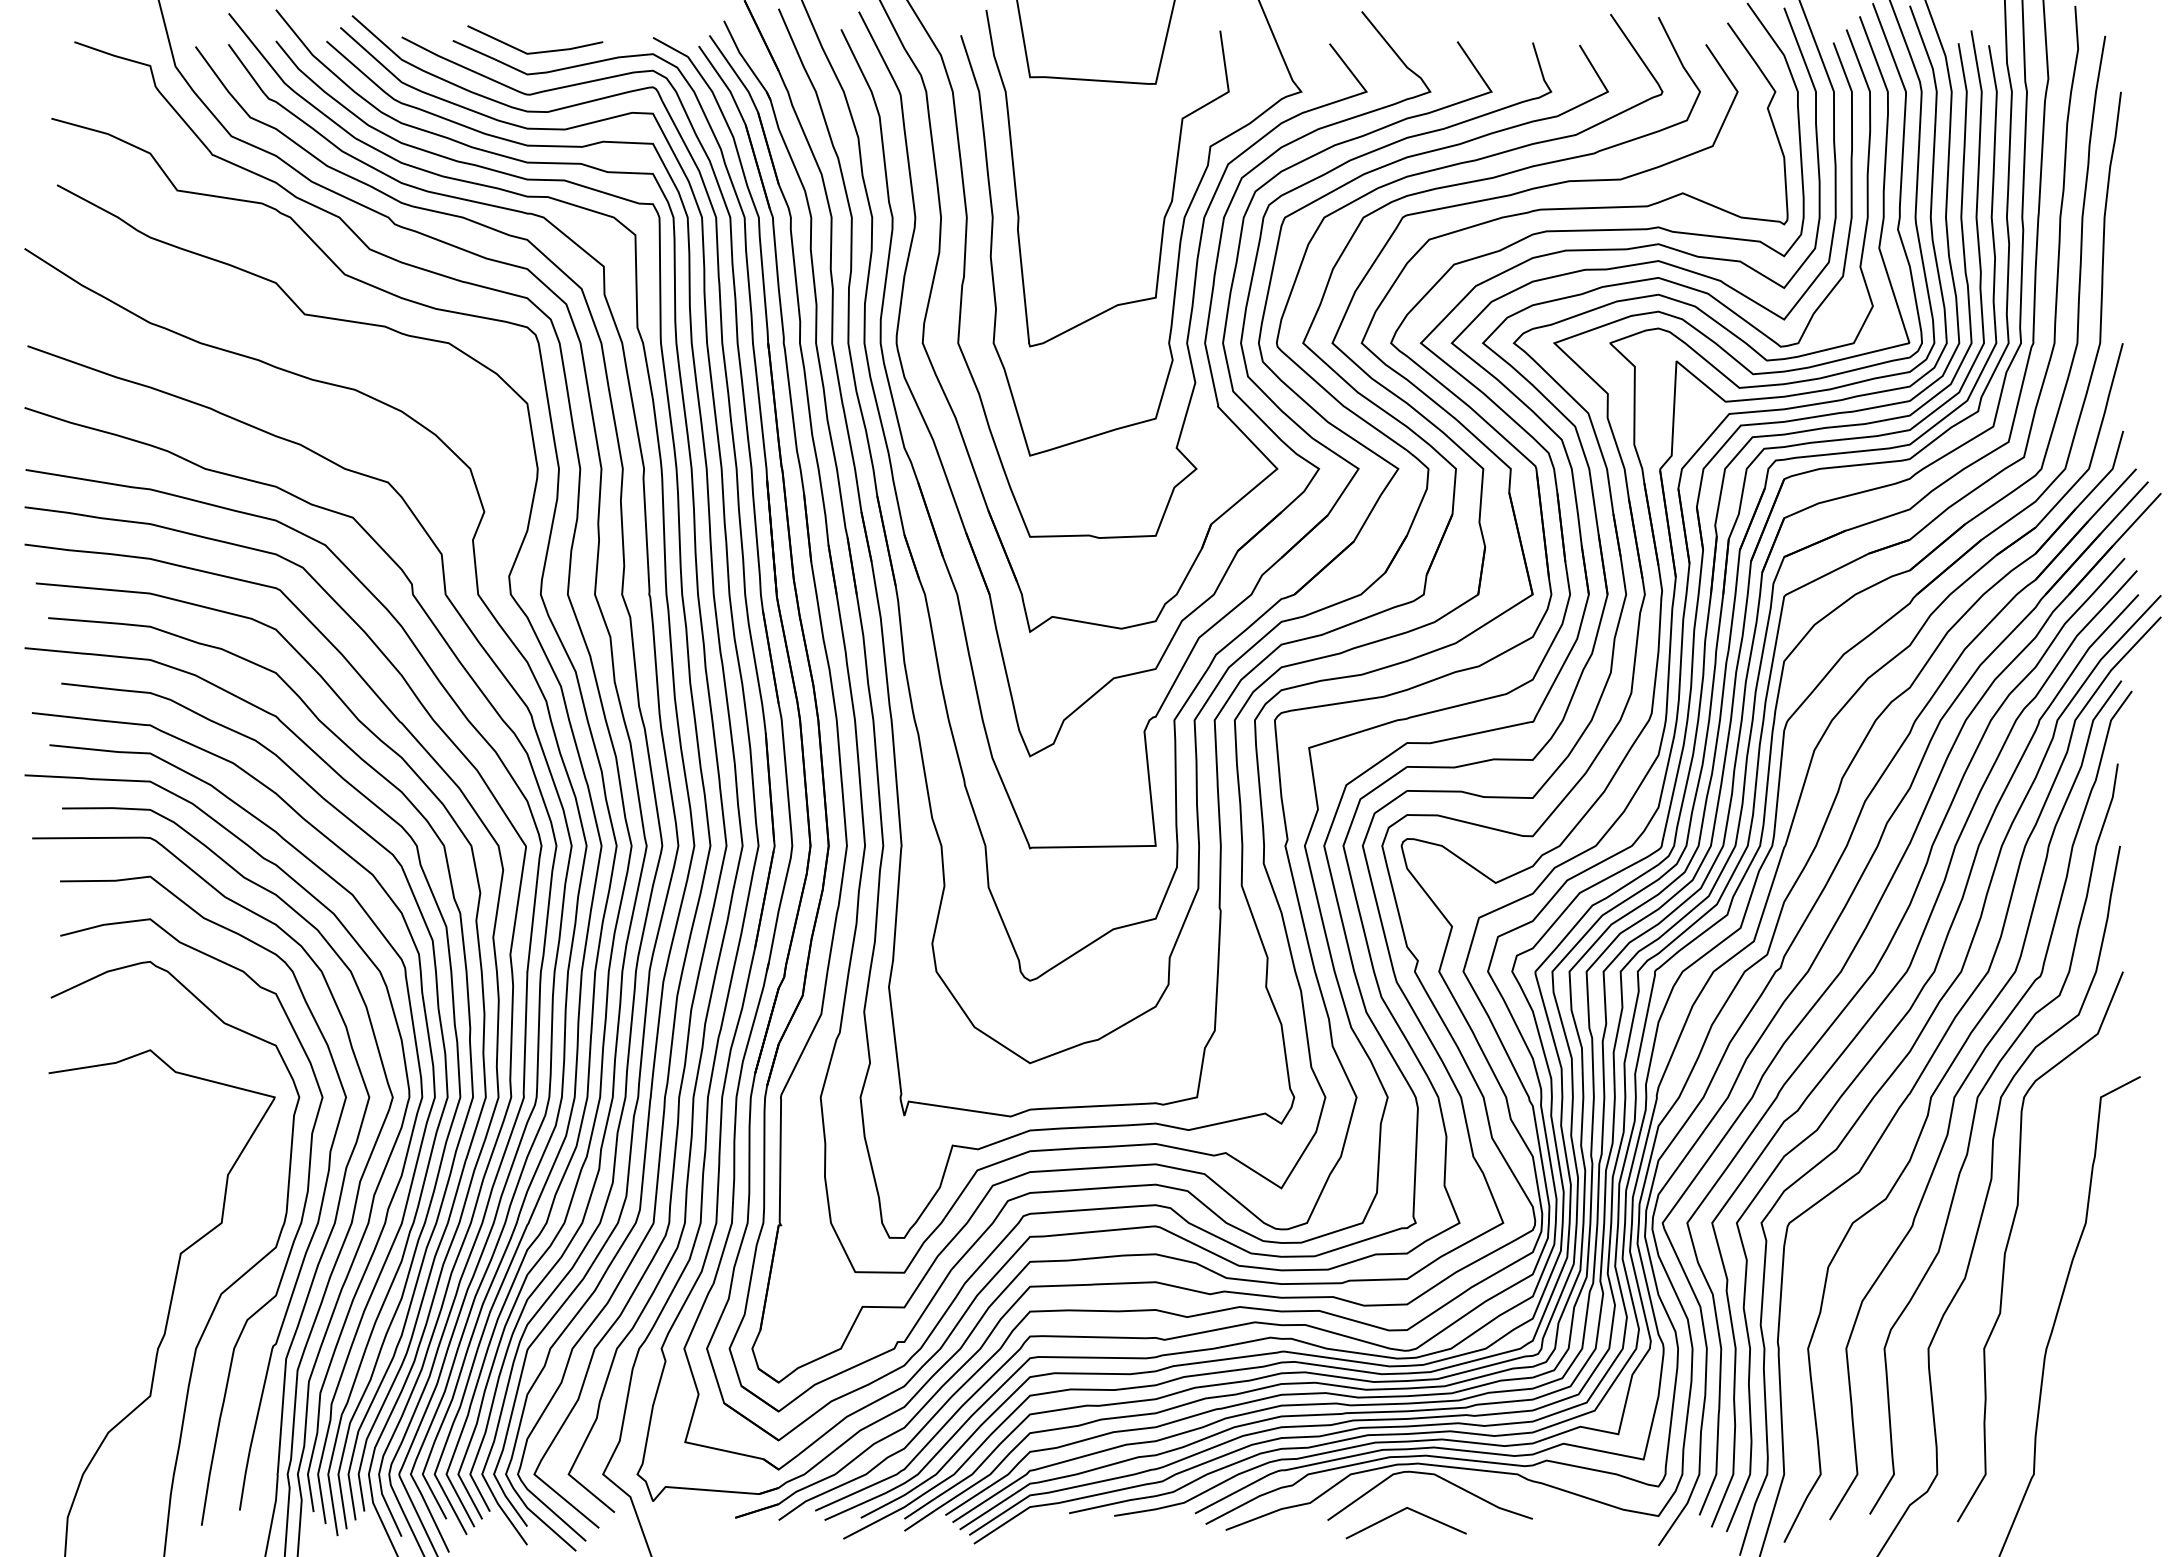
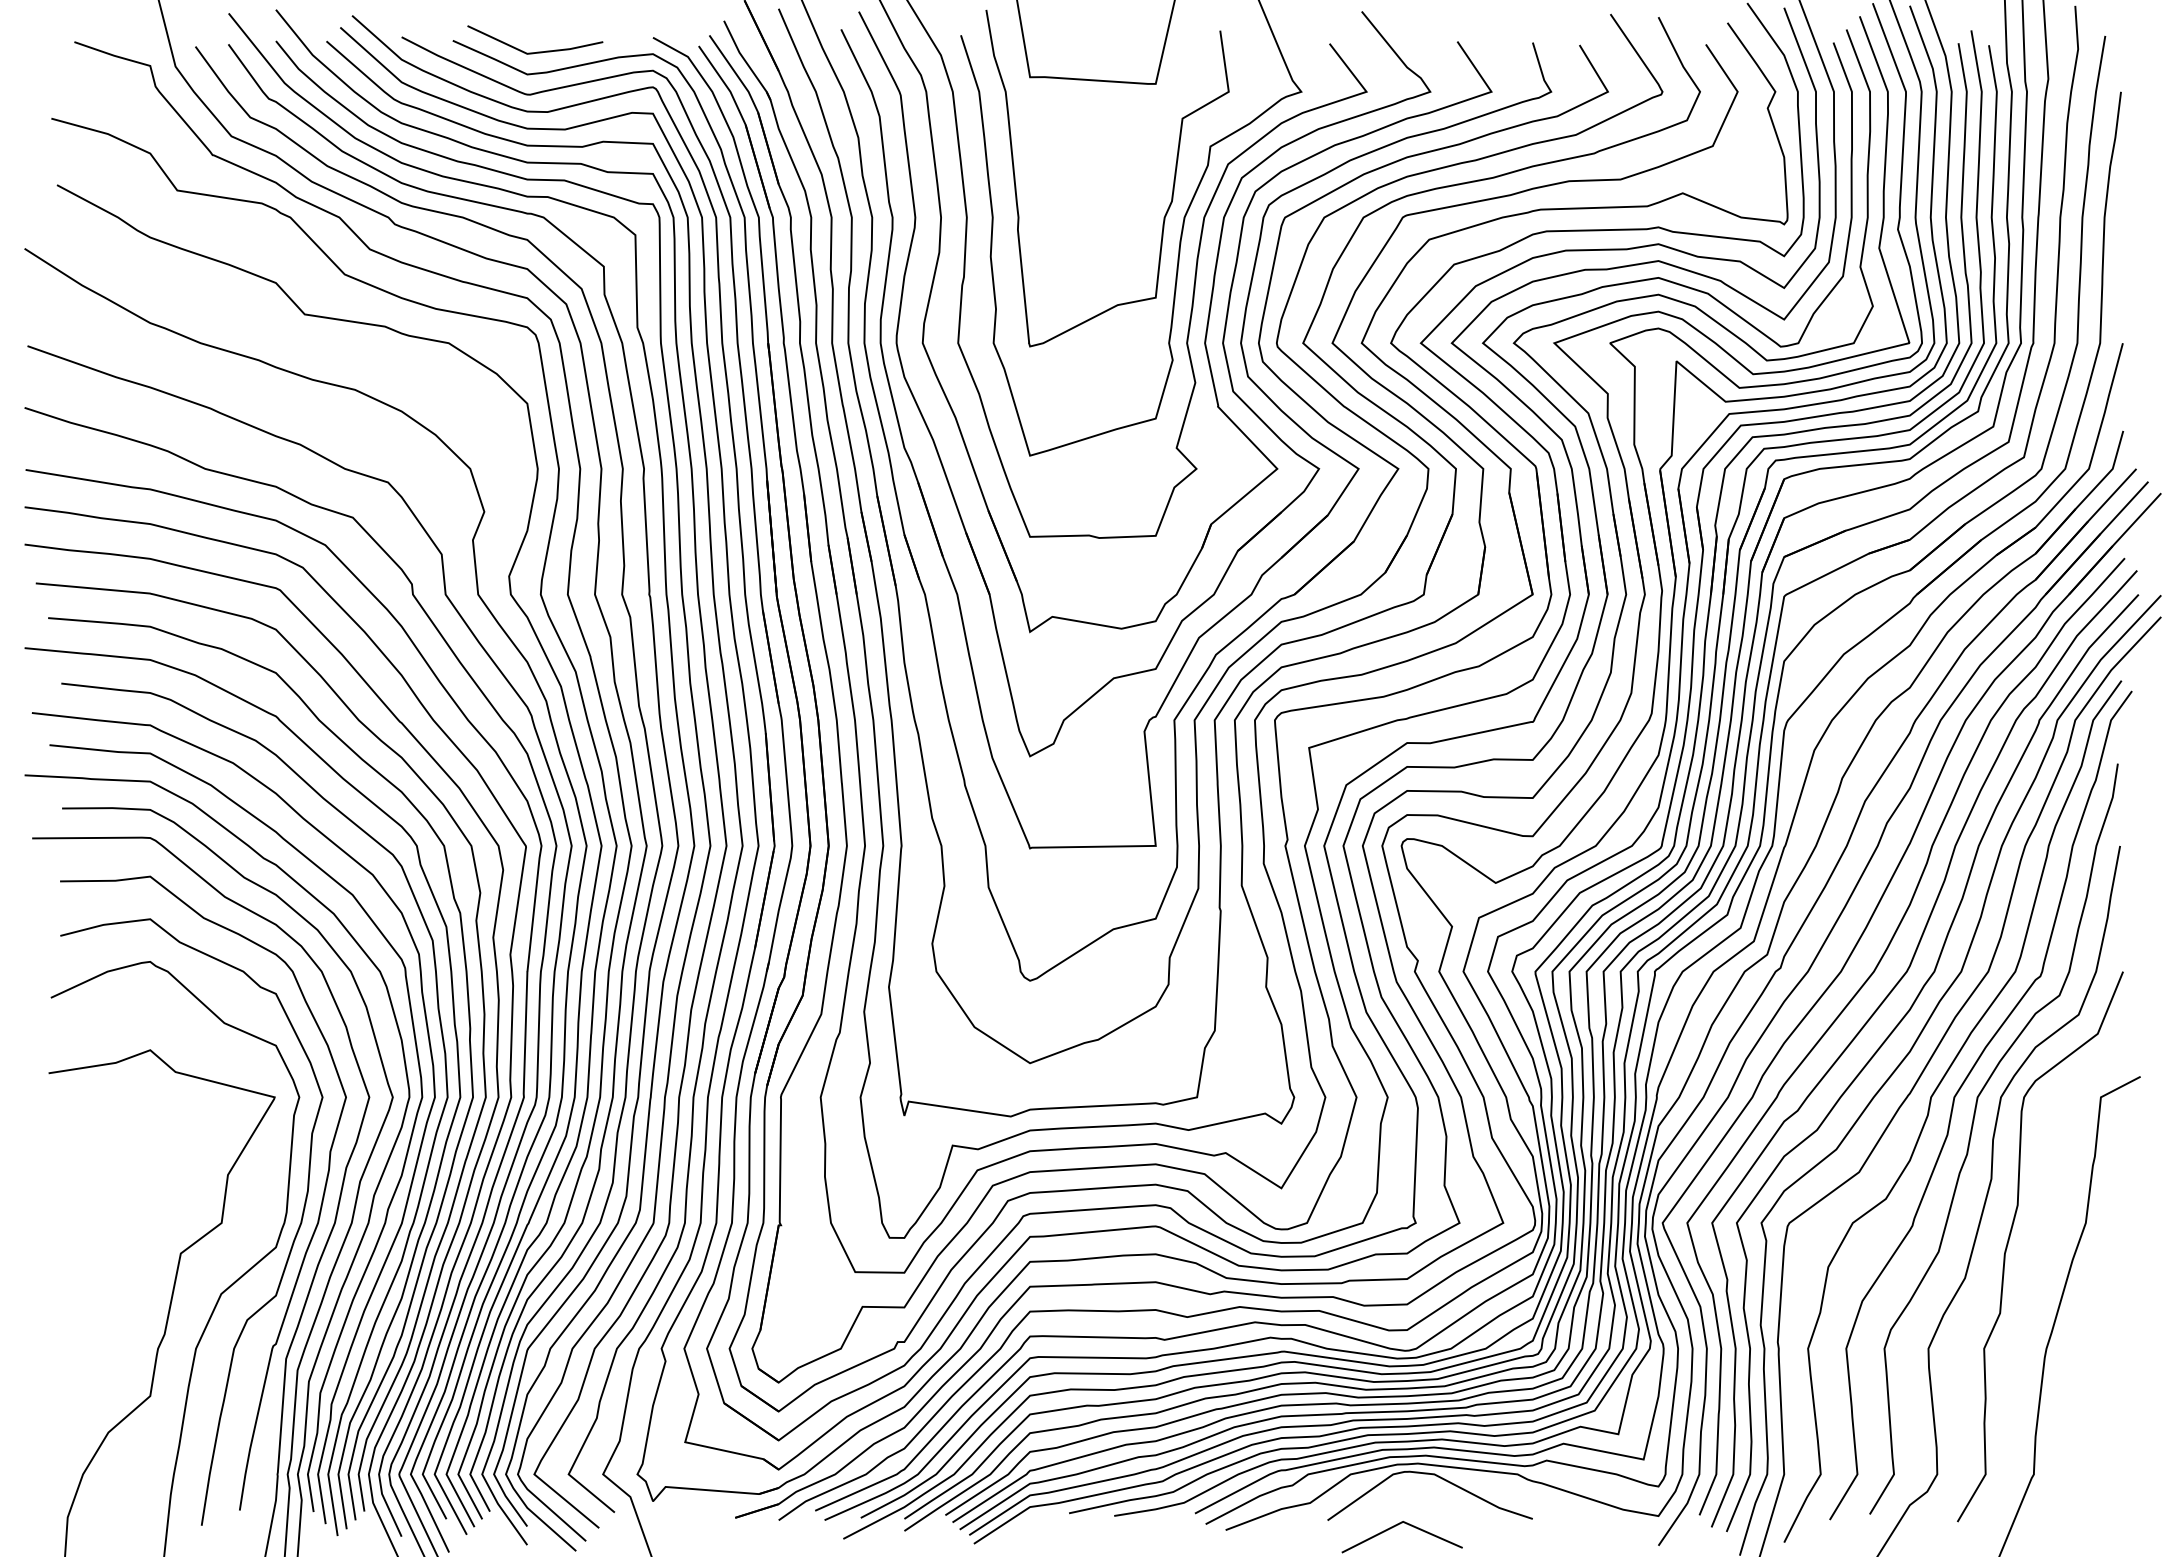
line position: (1400, 1512) -> (1396, 1526) (1396, 1526)
